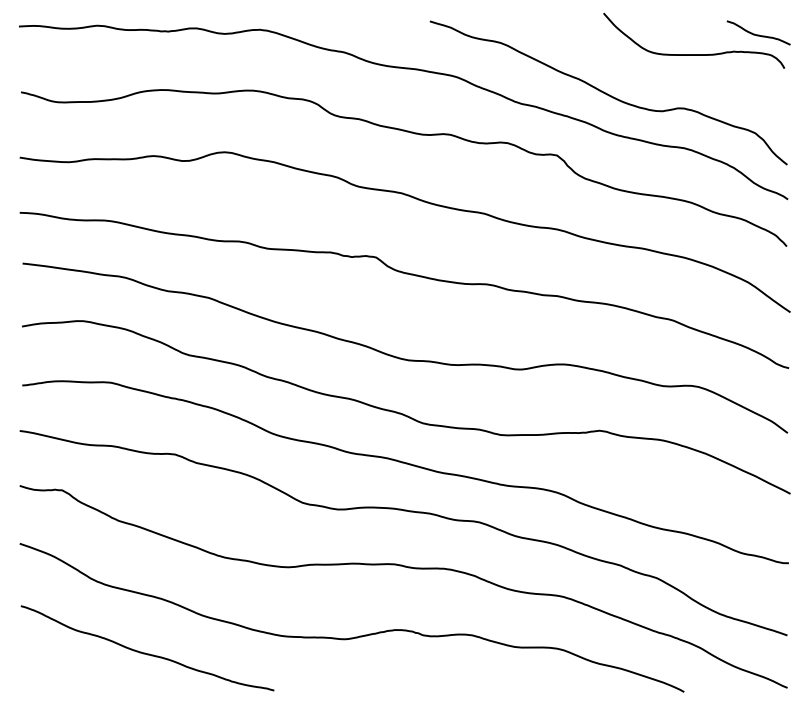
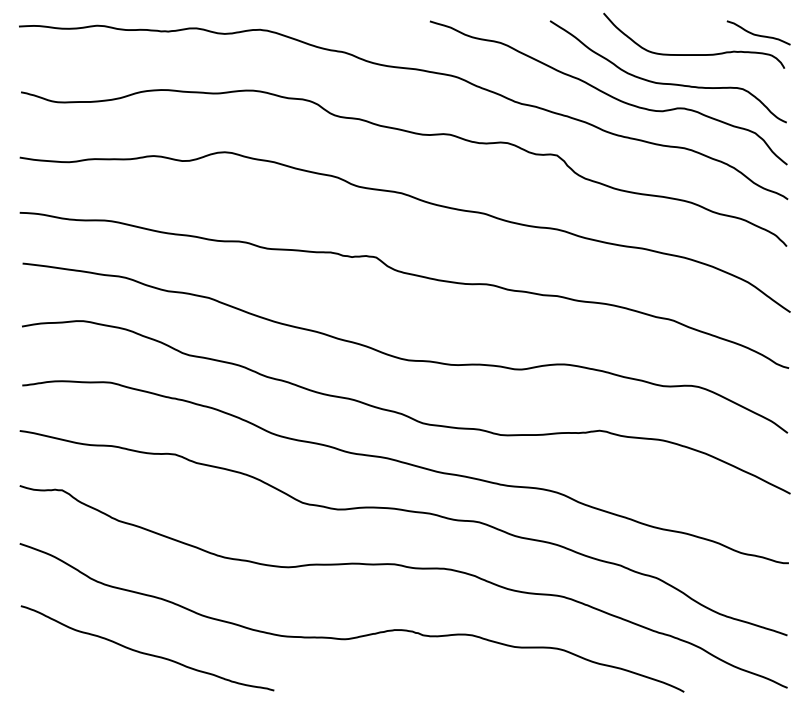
curve: none -> present (663, 82)
